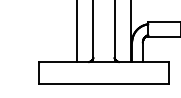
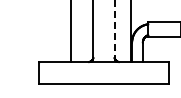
line: solid -> dashed (114, 29)
line position: (76, 32) -> (70, 32) (70, 32)
